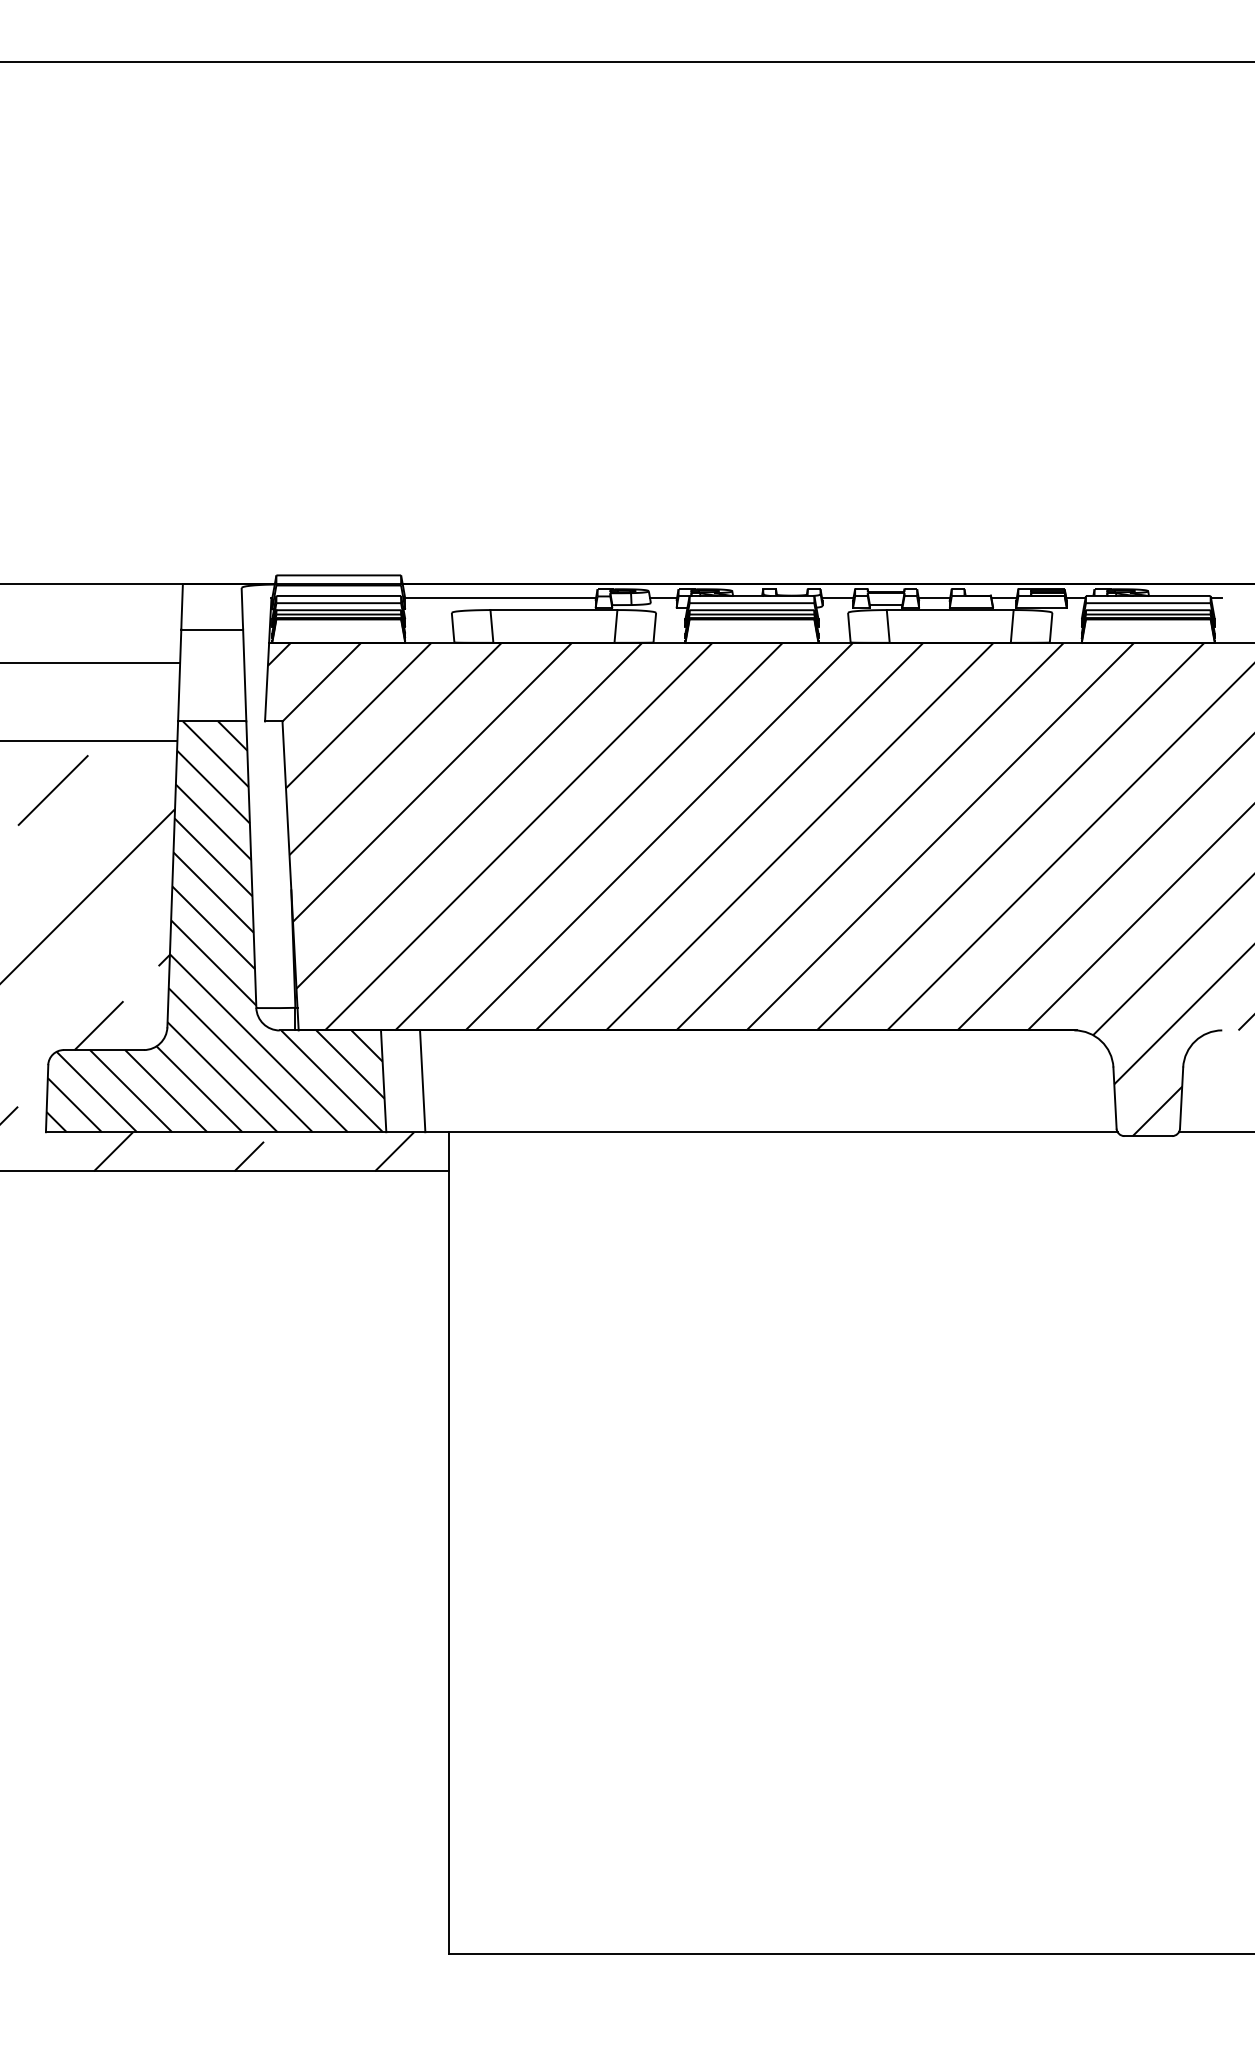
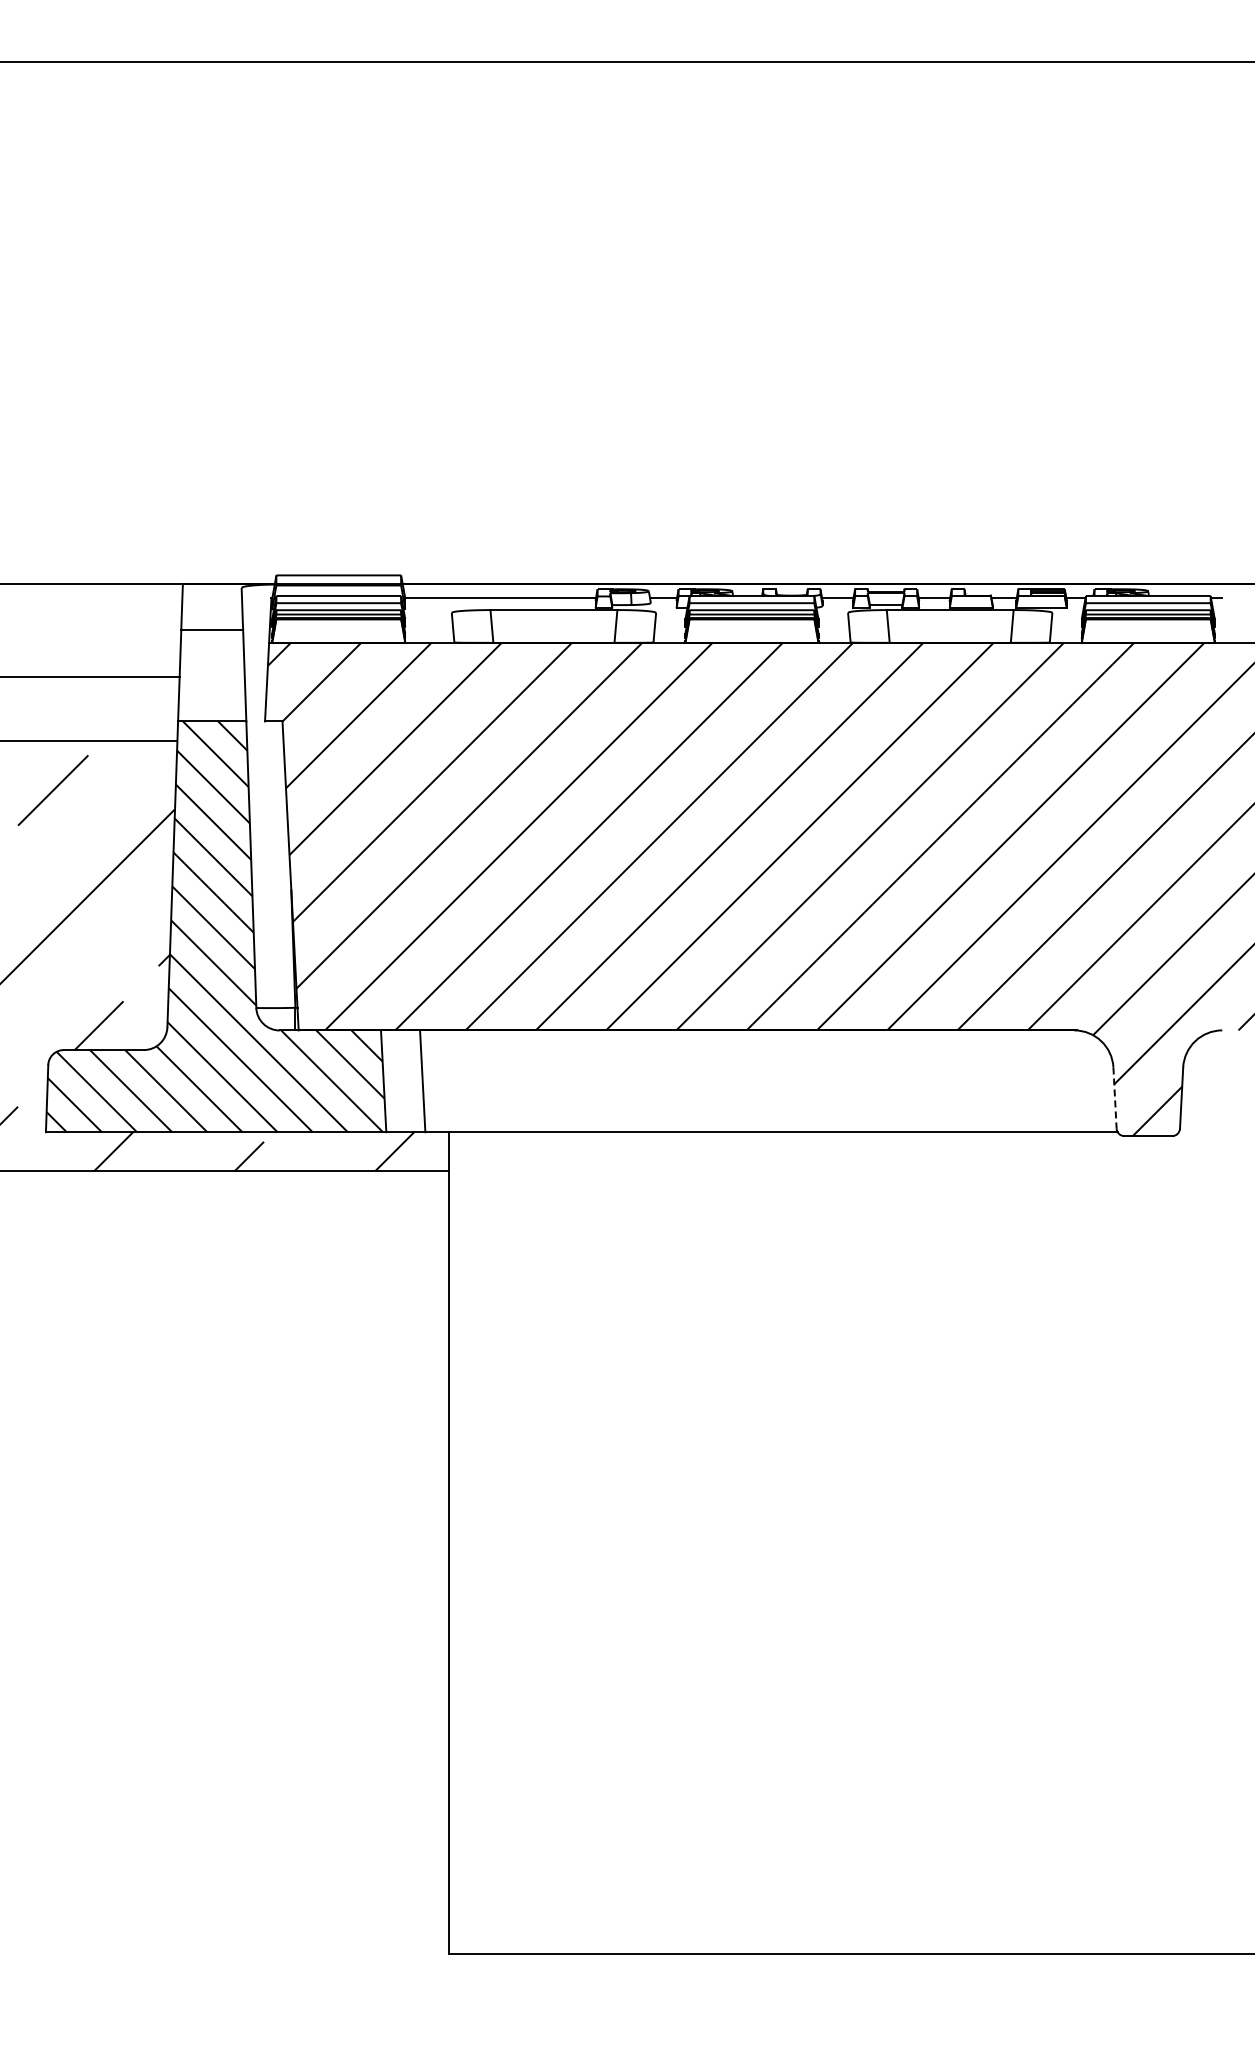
line position: (91, 662) -> (91, 676) (91, 676)
line: solid -> dashed (1115, 1098)
line: present -> none (1214, 1132)
